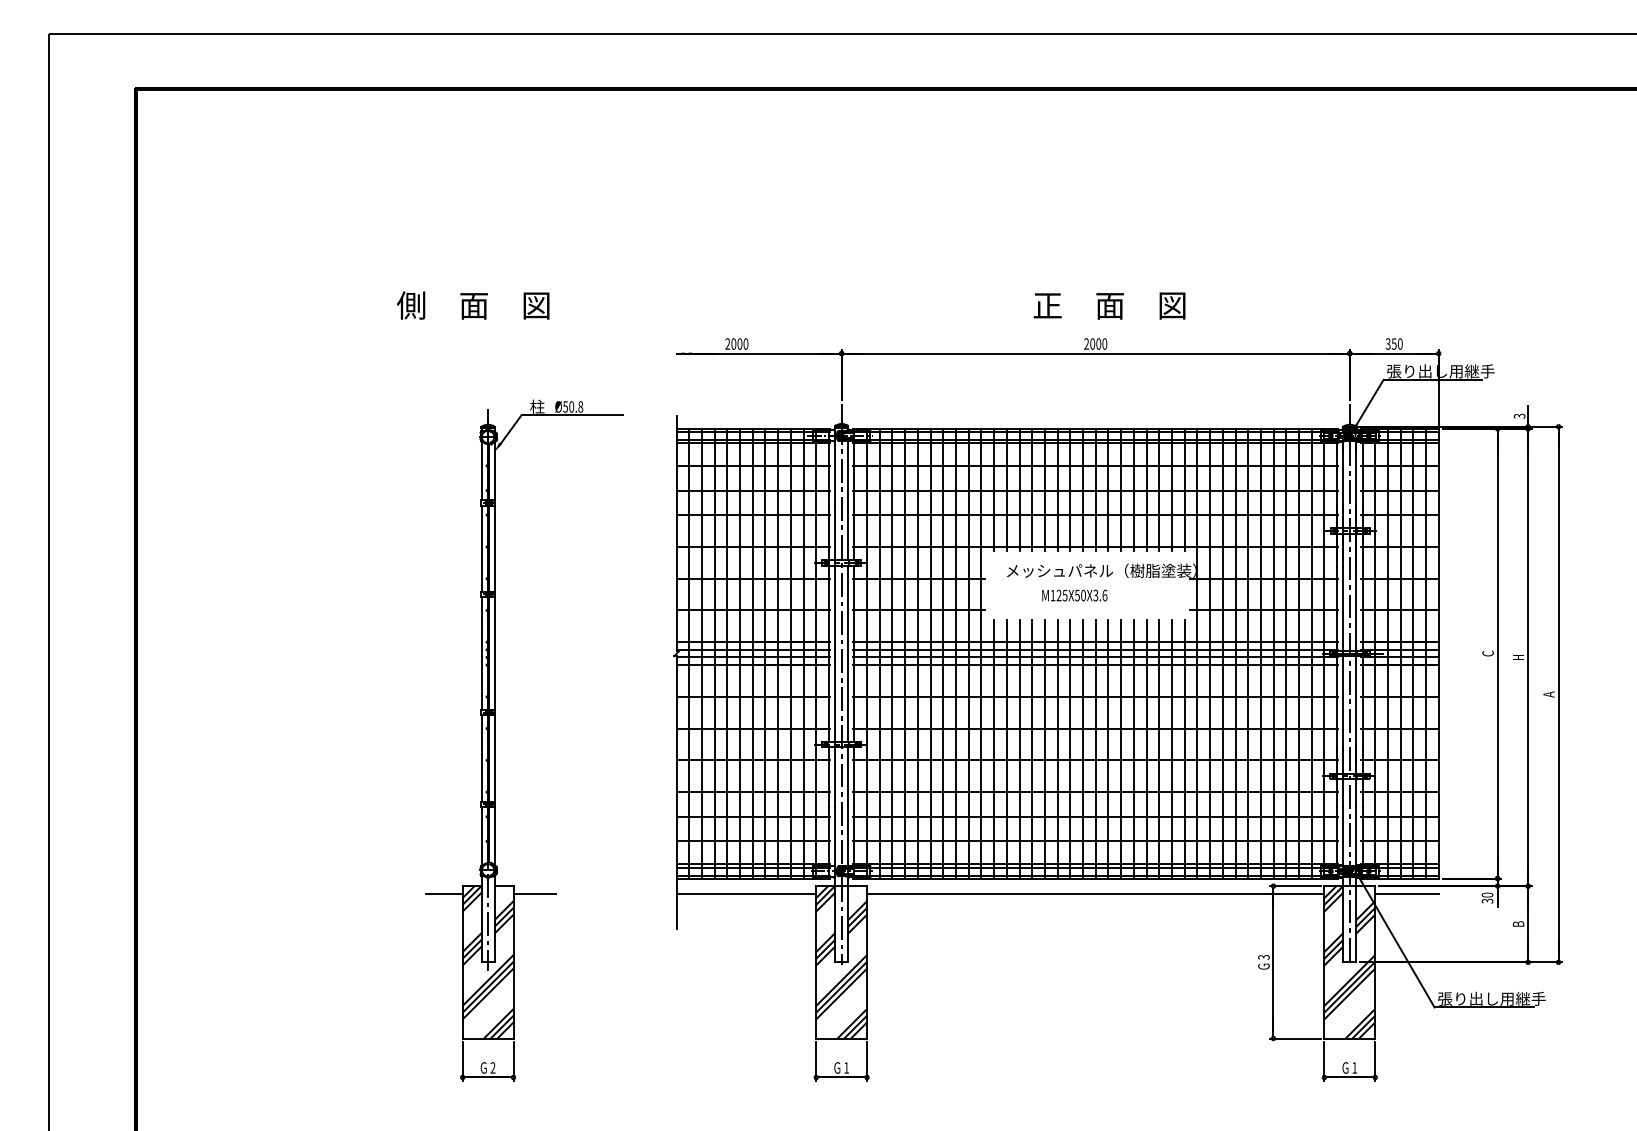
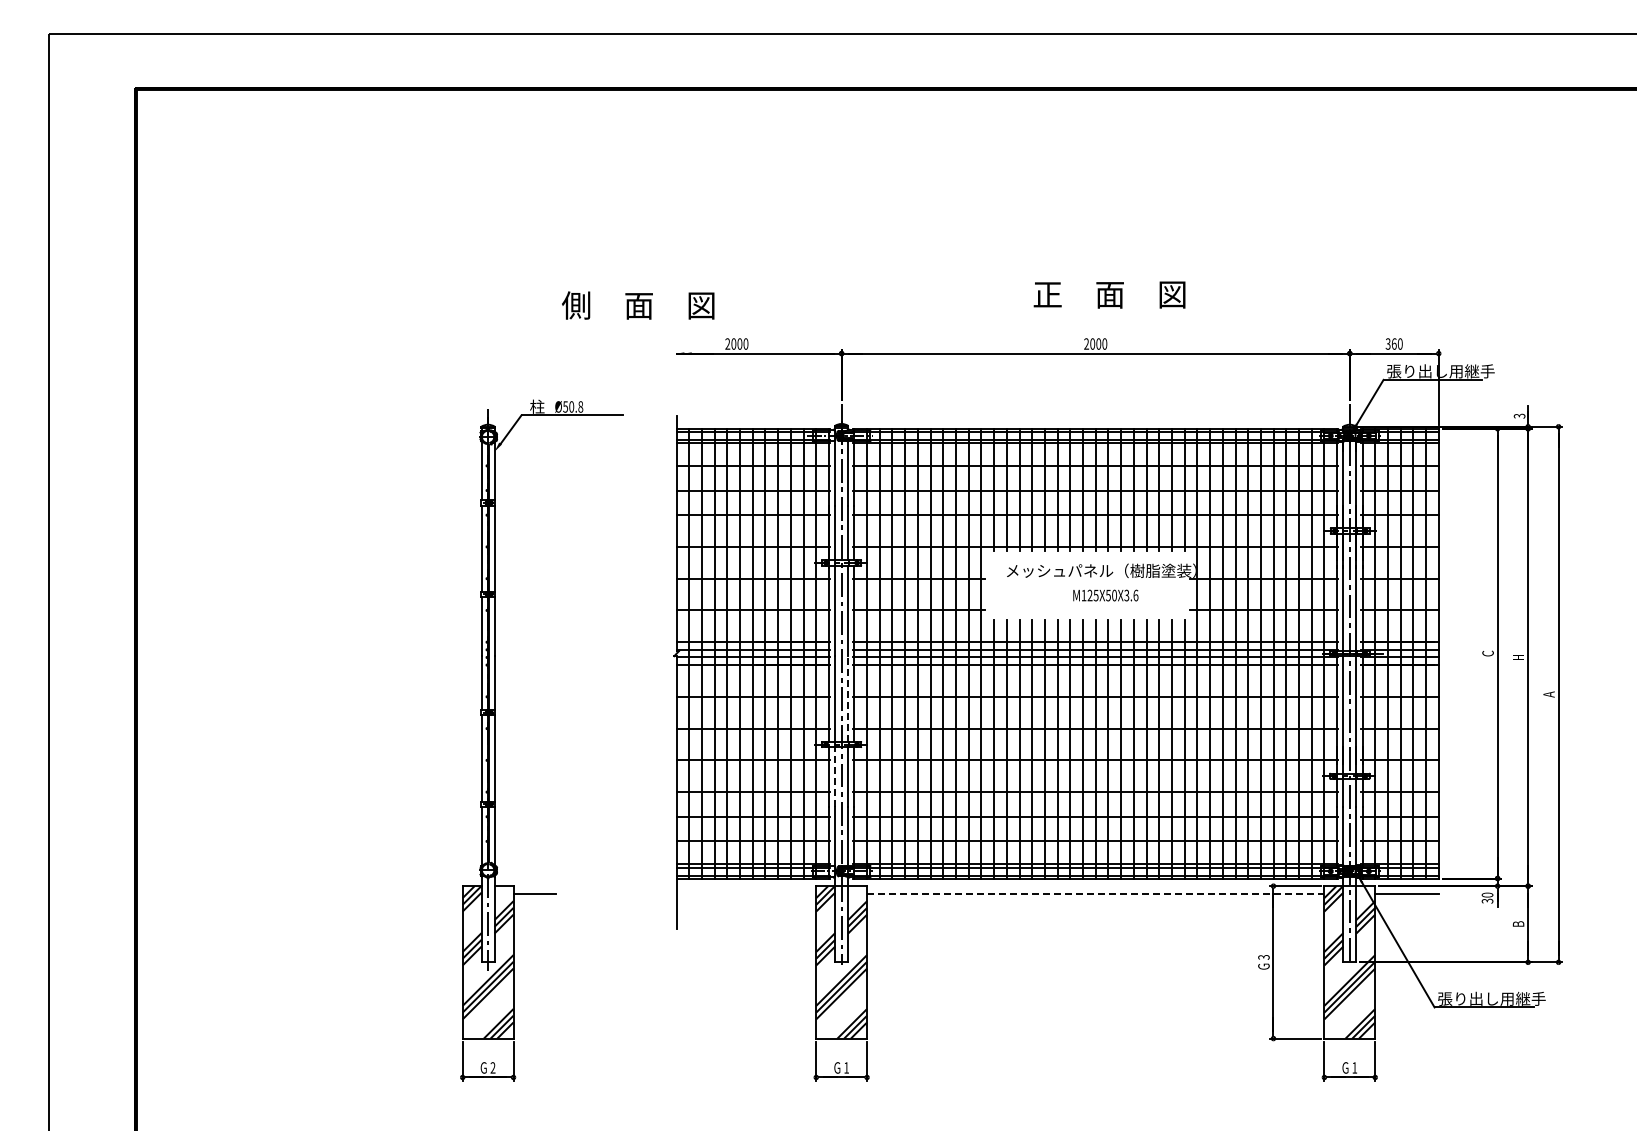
text position: (473, 305) -> (638, 305) (638, 305)
text position: (1109, 305) -> (1109, 294) (1109, 294)
text: 350 -> 360 (1393, 343)
text position: (1074, 595) -> (1105, 595) (1105, 595)
line: solid -> dashed (848, 699)
line: solid -> dashed (835, 777)
line: present -> none (444, 893)
line: present -> none (746, 893)
line: solid -> dashed (1095, 893)
